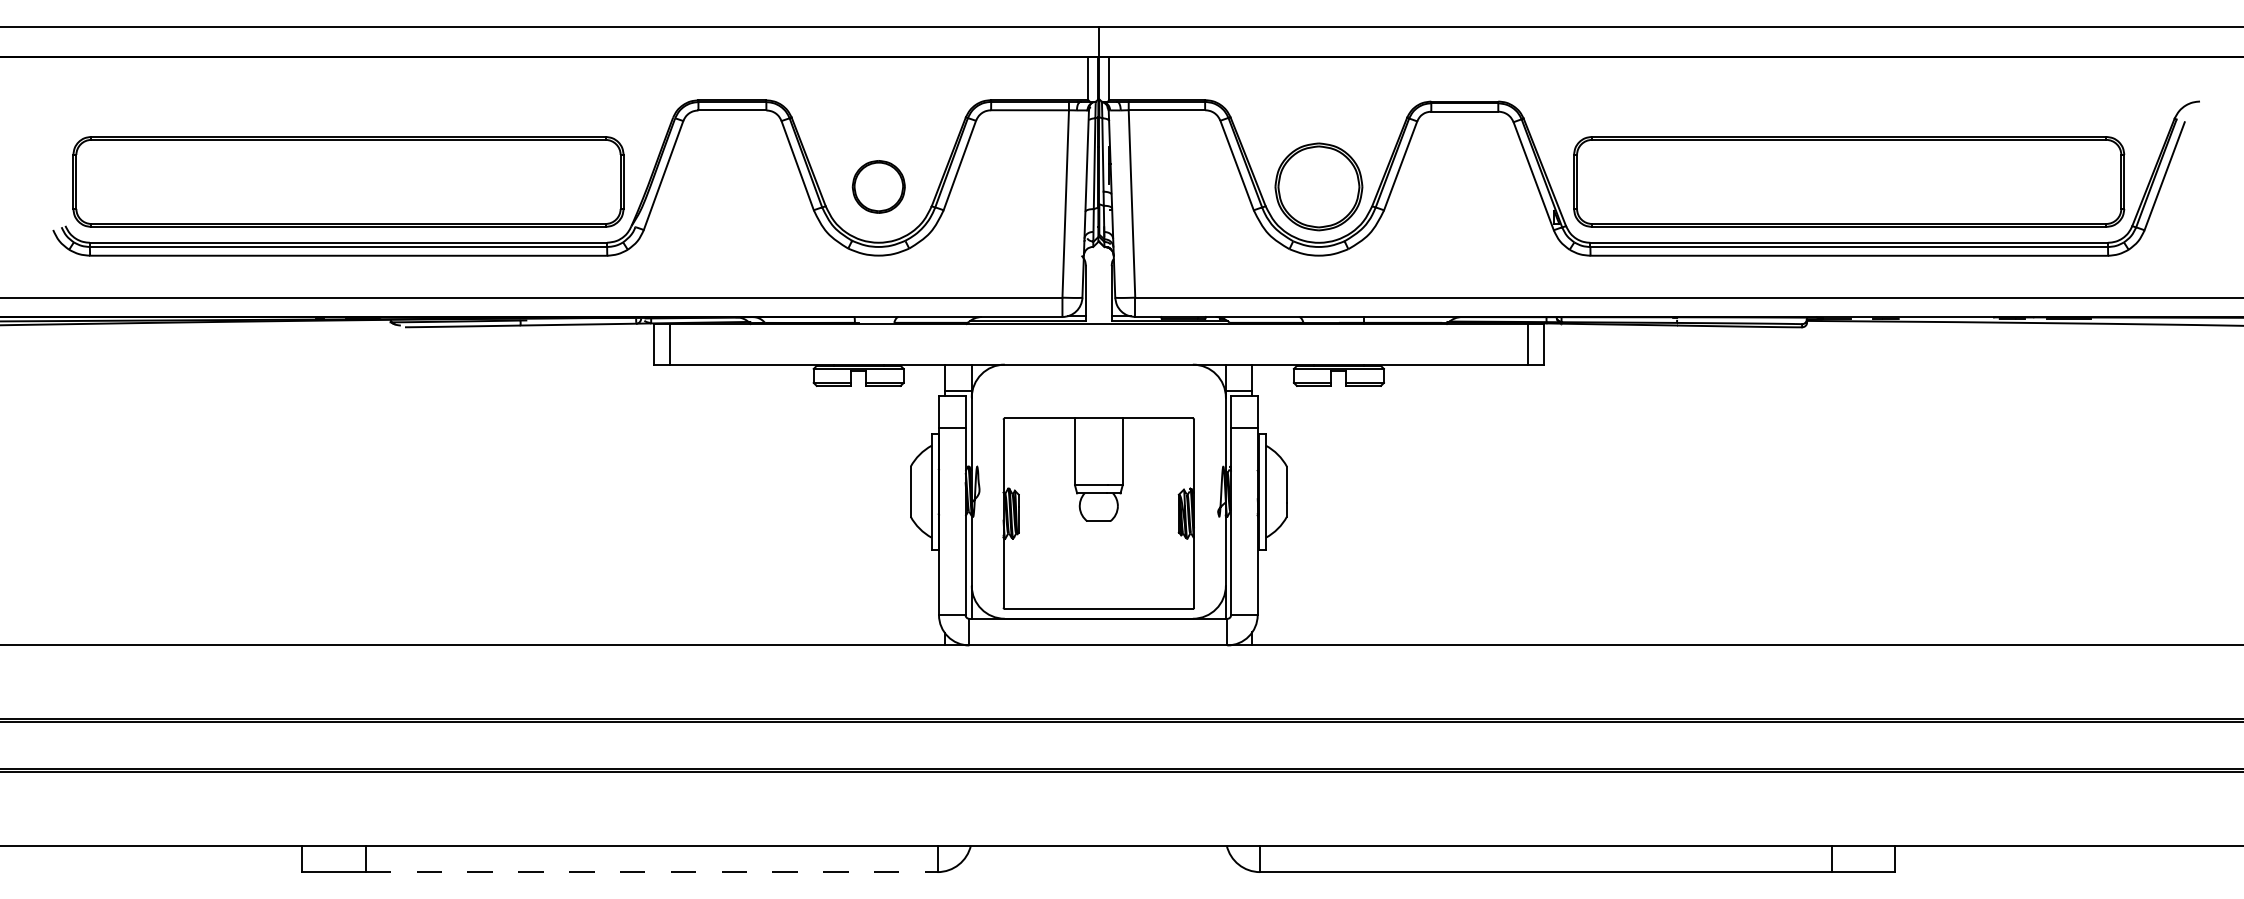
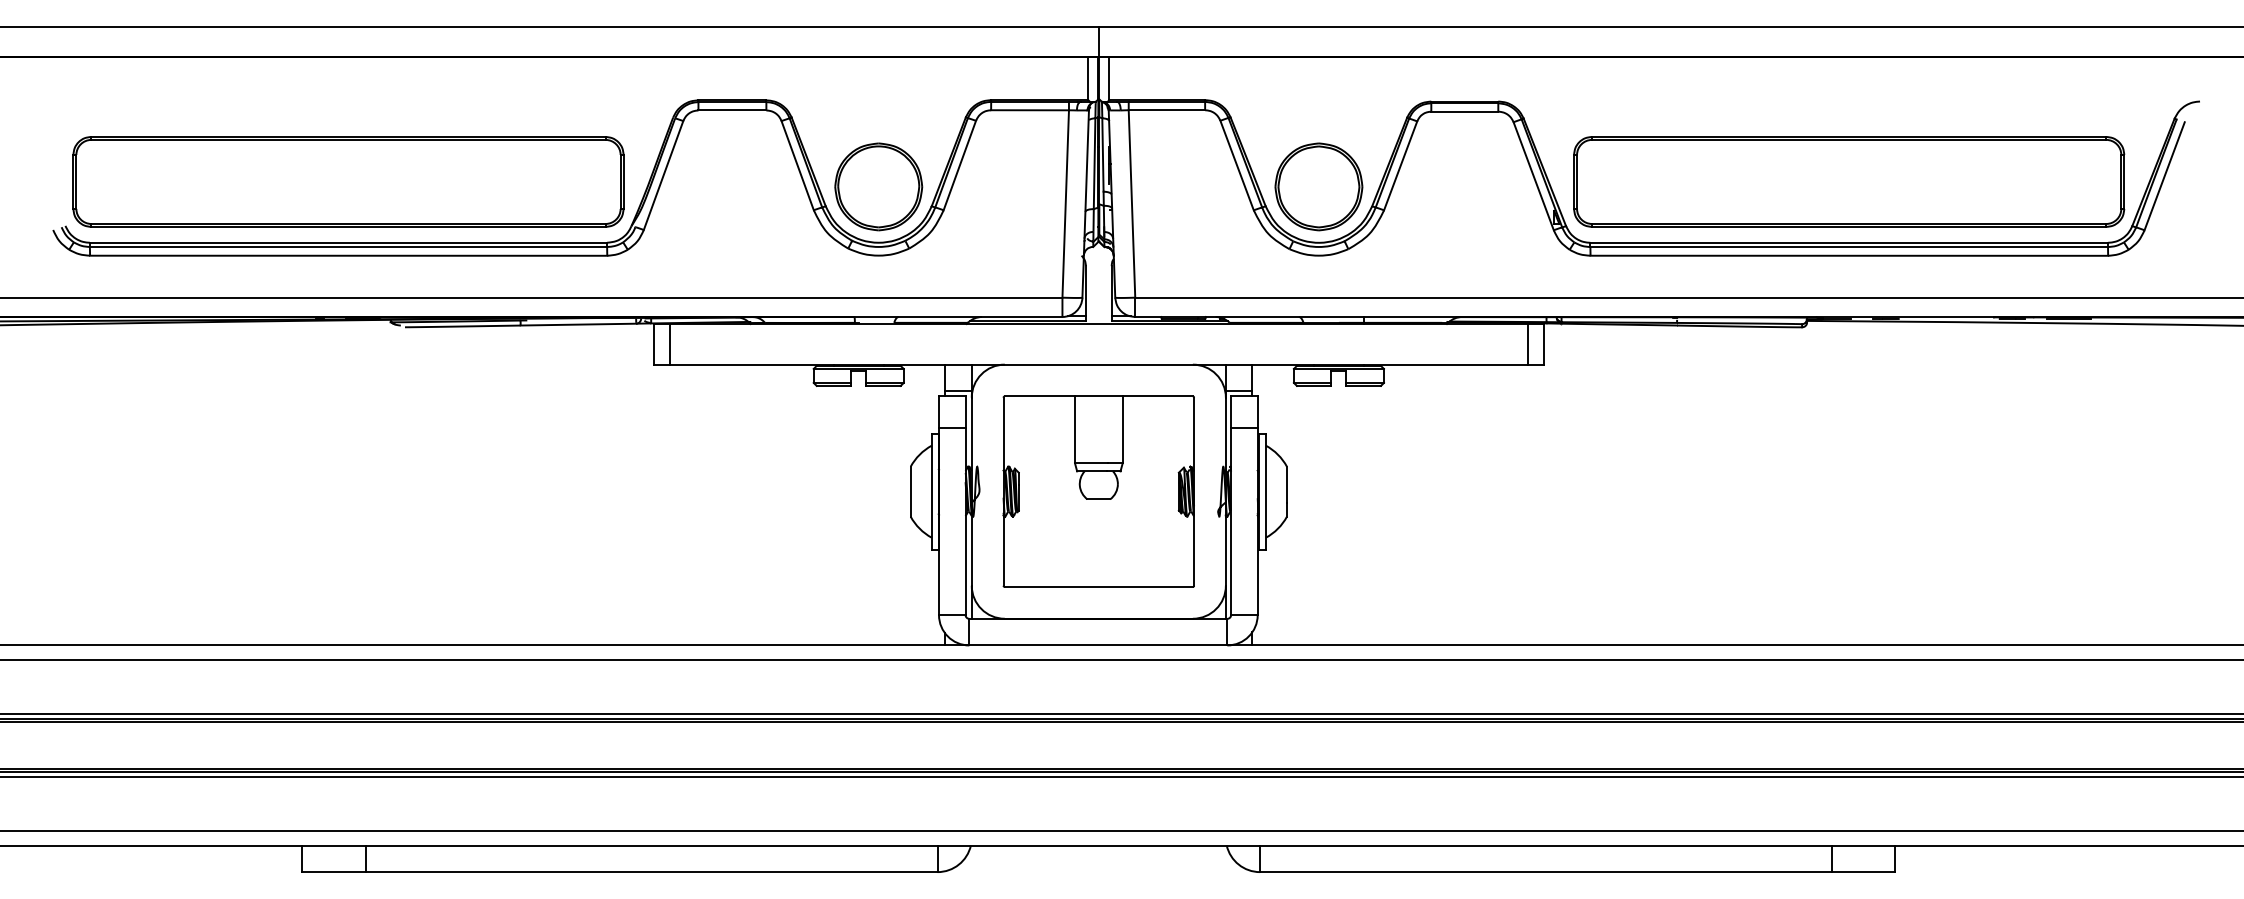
part size: 55x54 px -> 90x90 px (878, 186)
part position: (1098, 513) -> (1098, 491) (1098, 491)
line: none -> present (1121, 660)
line: none -> present (1121, 714)
line: none -> present (1121, 776)
line: none -> present (1121, 830)
line: dashed -> solid (651, 872)
